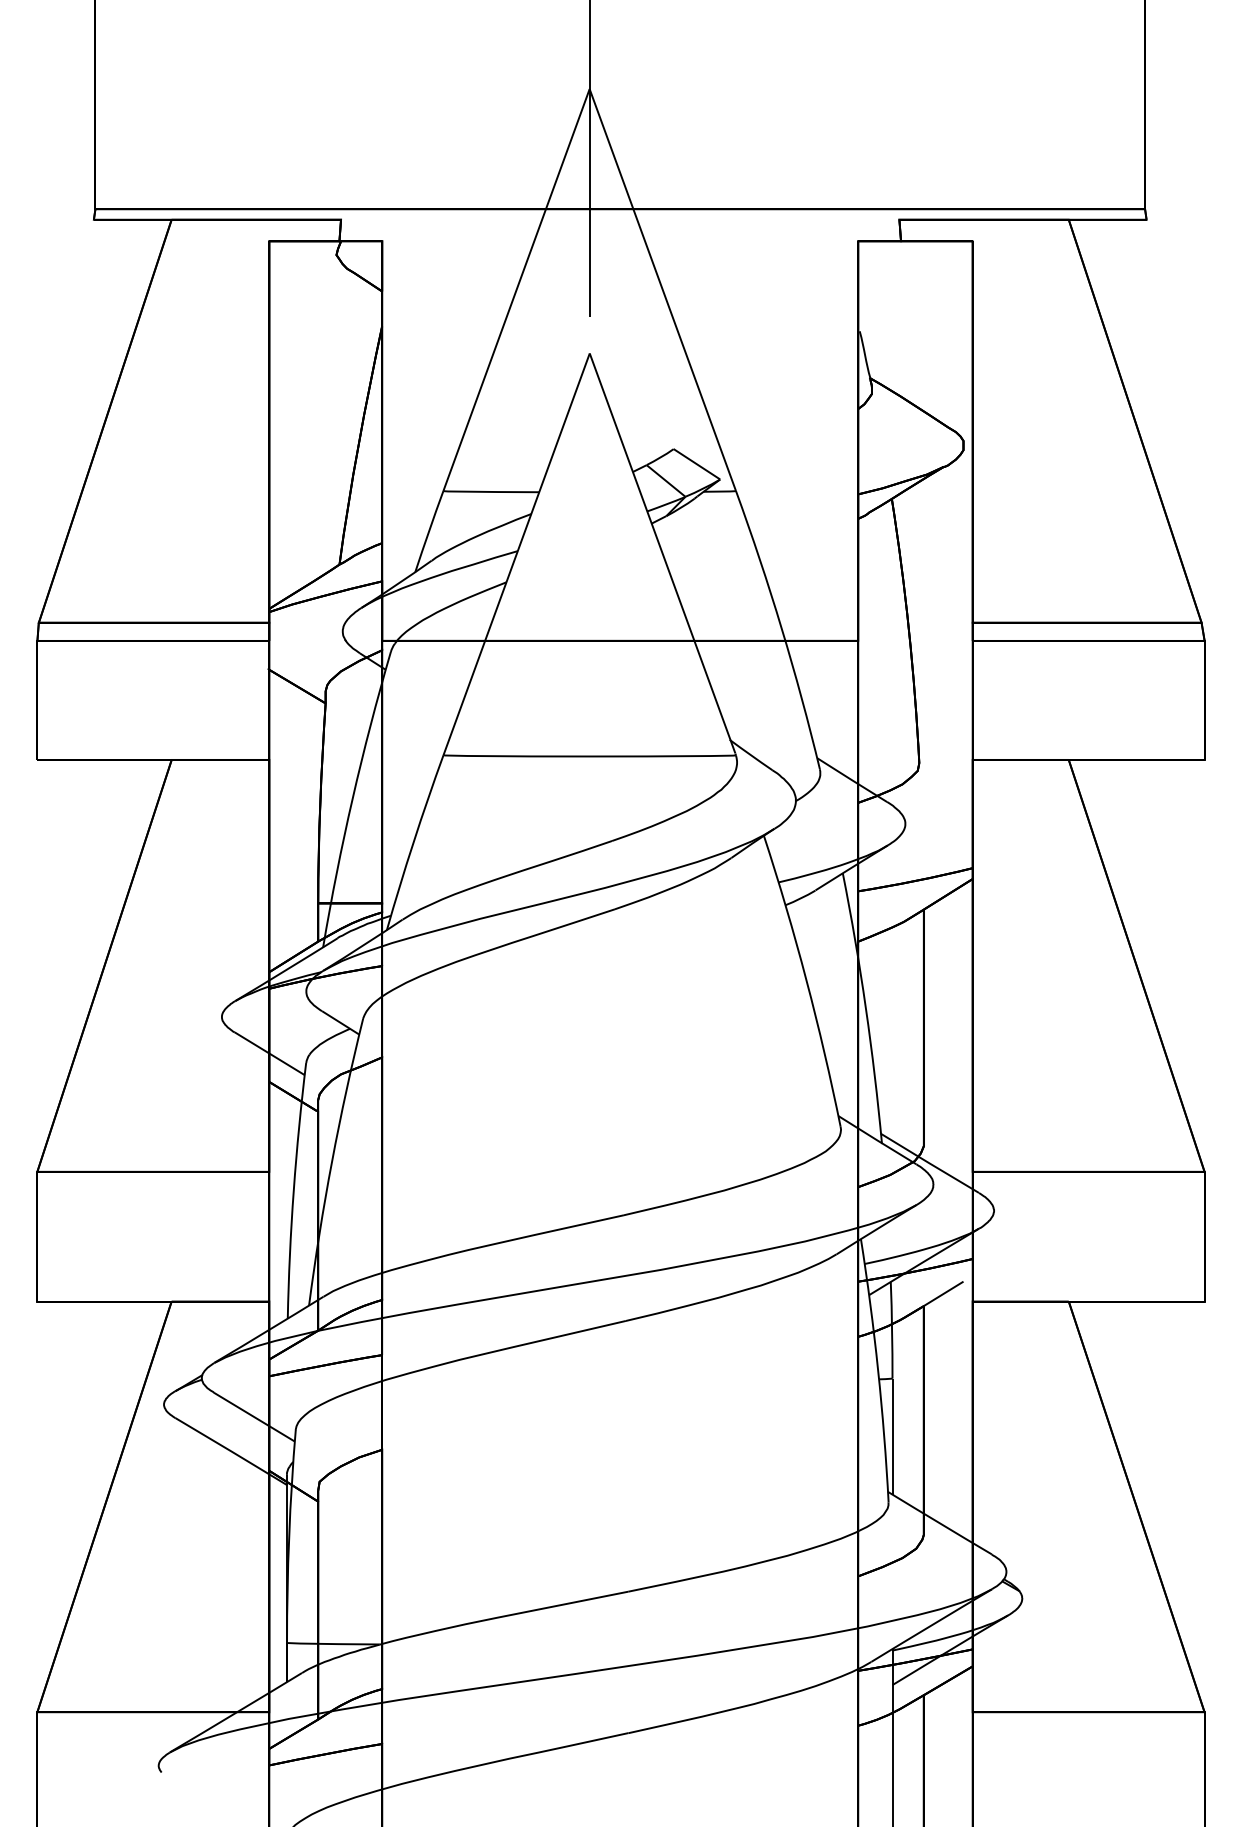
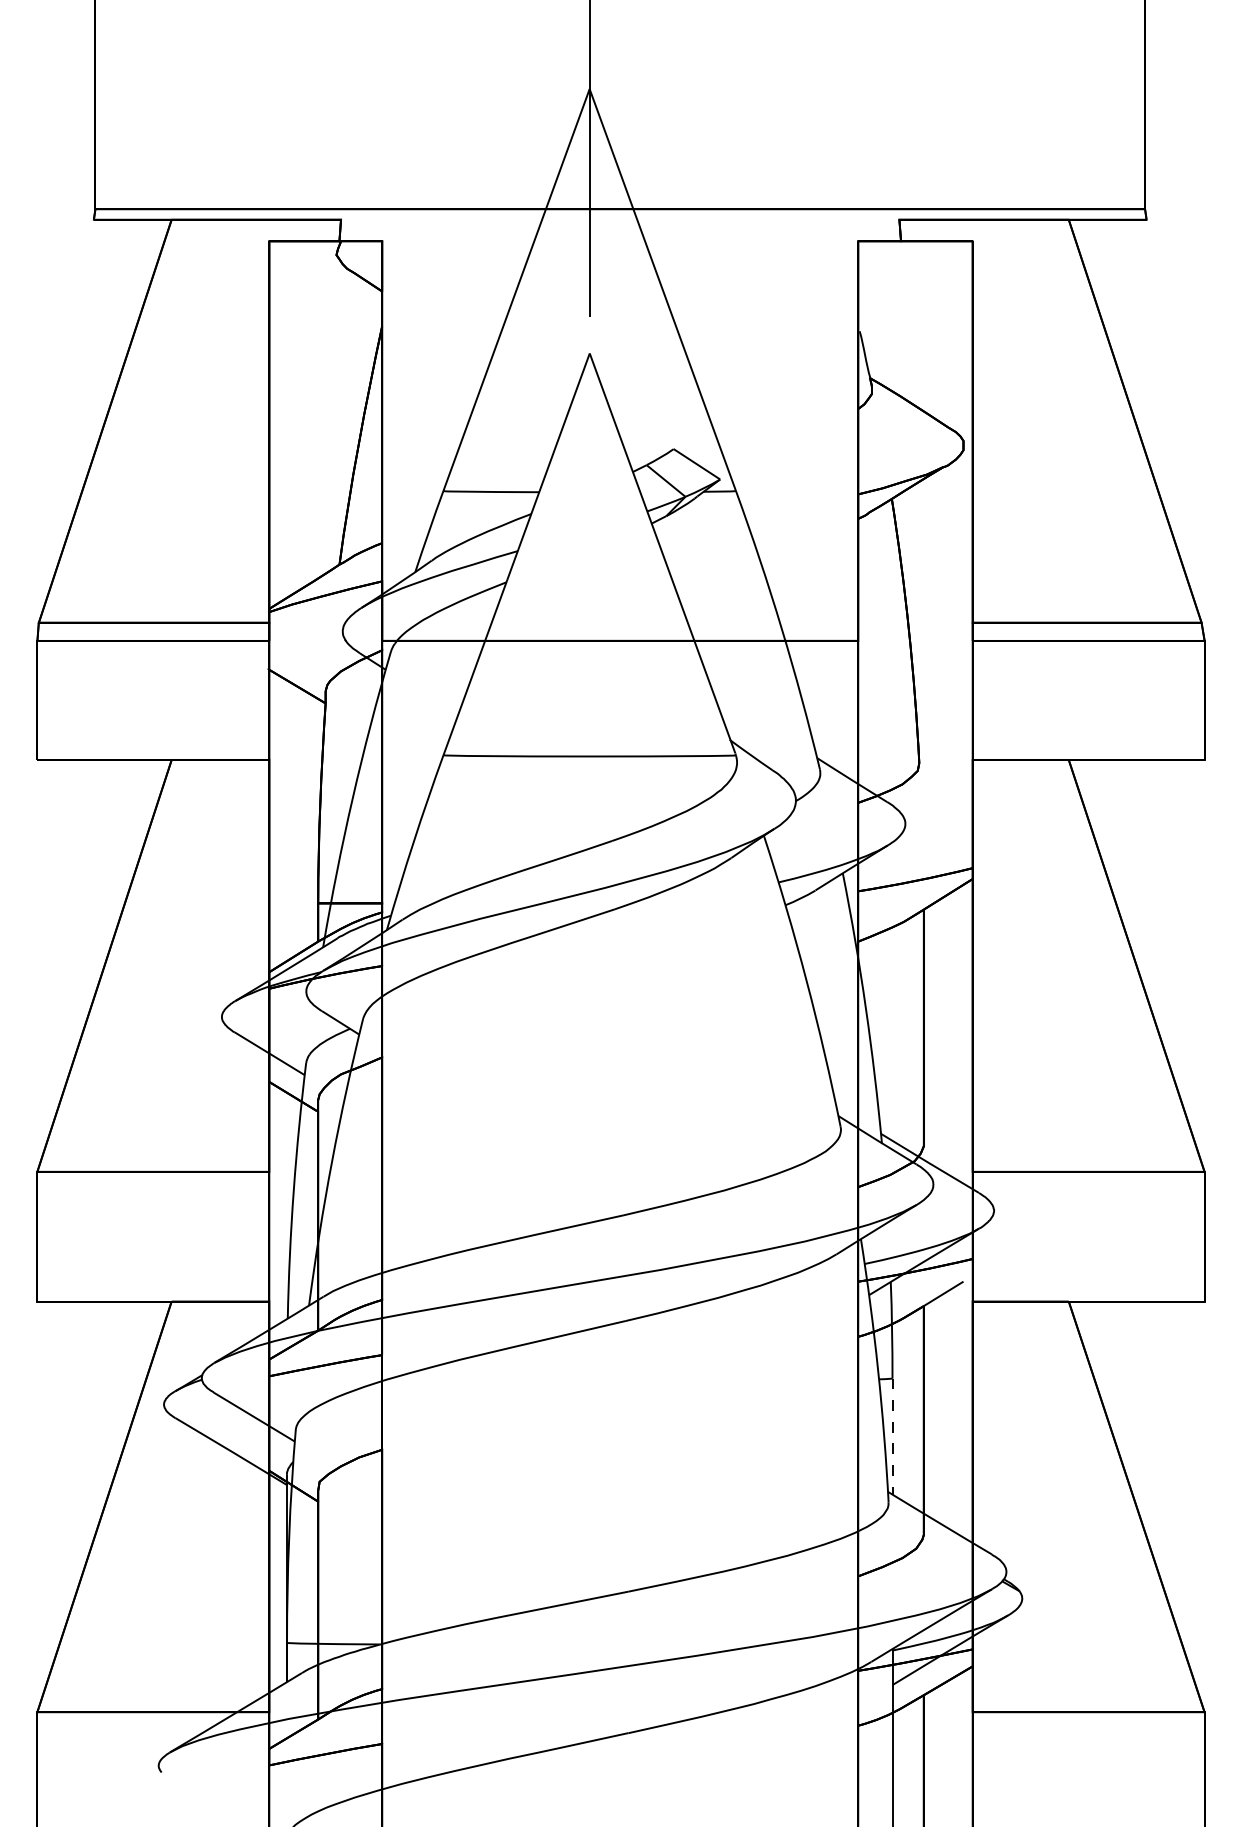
line: solid -> dashed (892, 1436)
